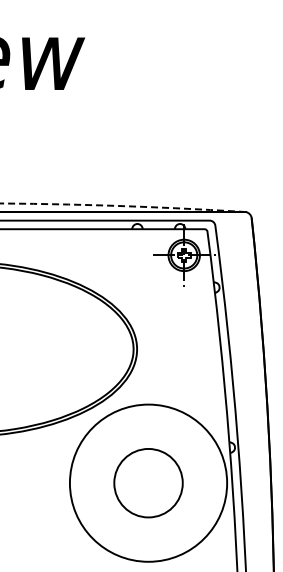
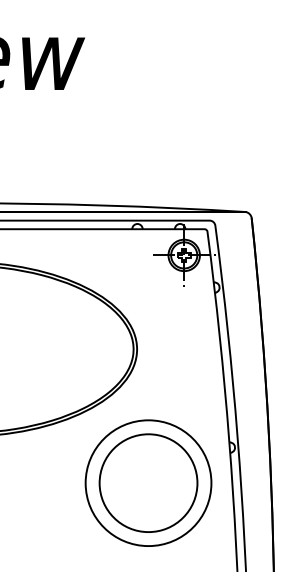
arc: dashed -> solid (122, 206)
circle diameter: 157 px -> 126 px (148, 483)
circle diameter: 68 px -> 98 px (148, 483)
